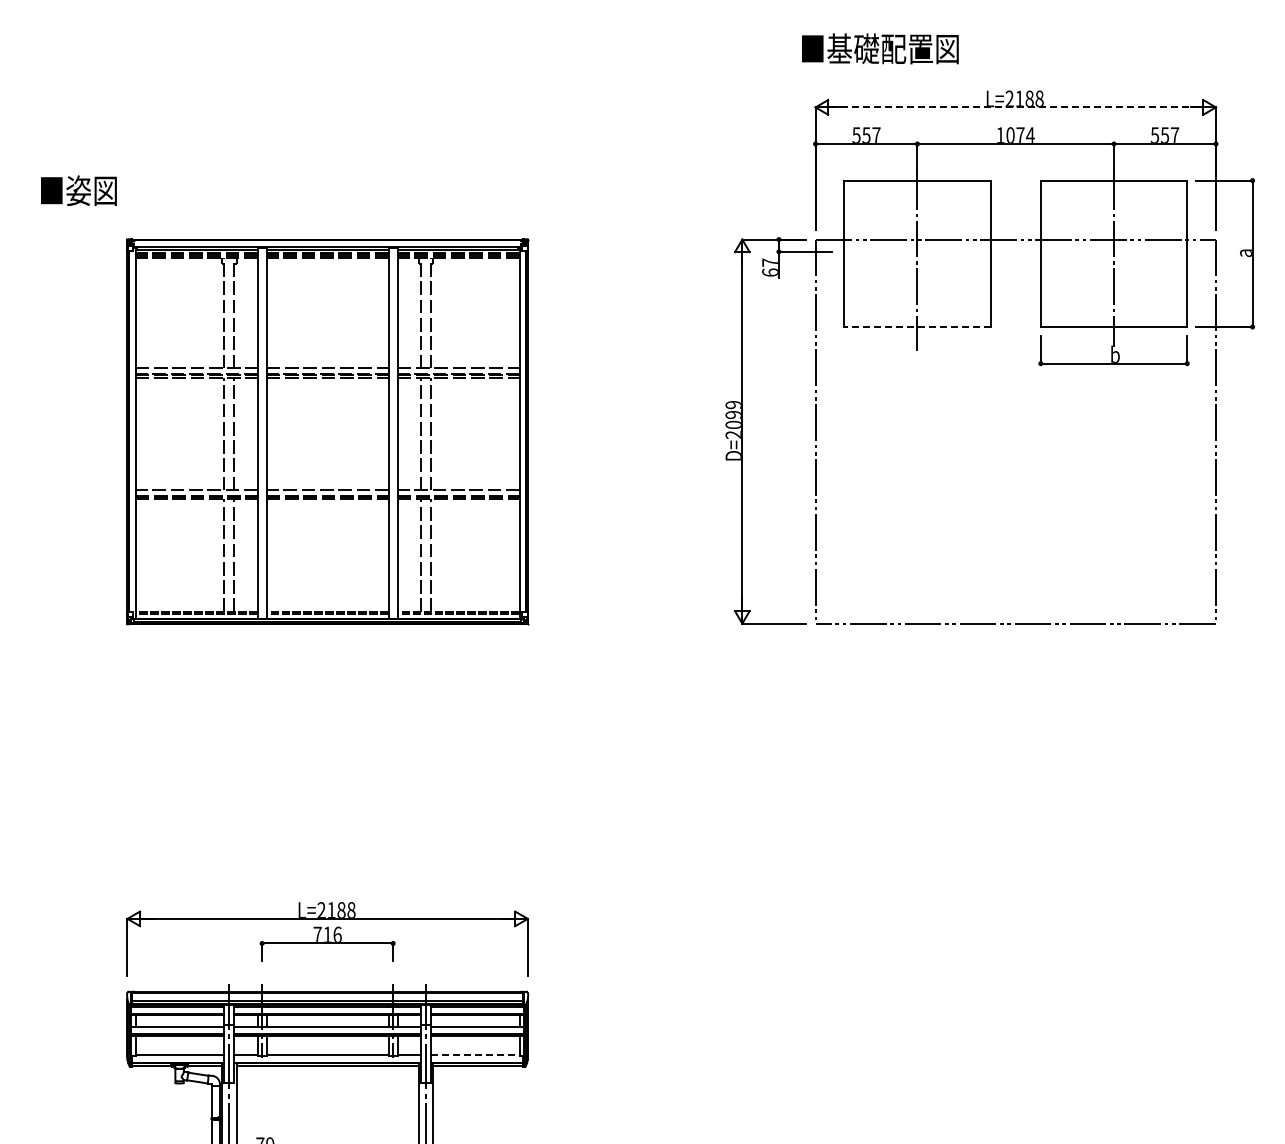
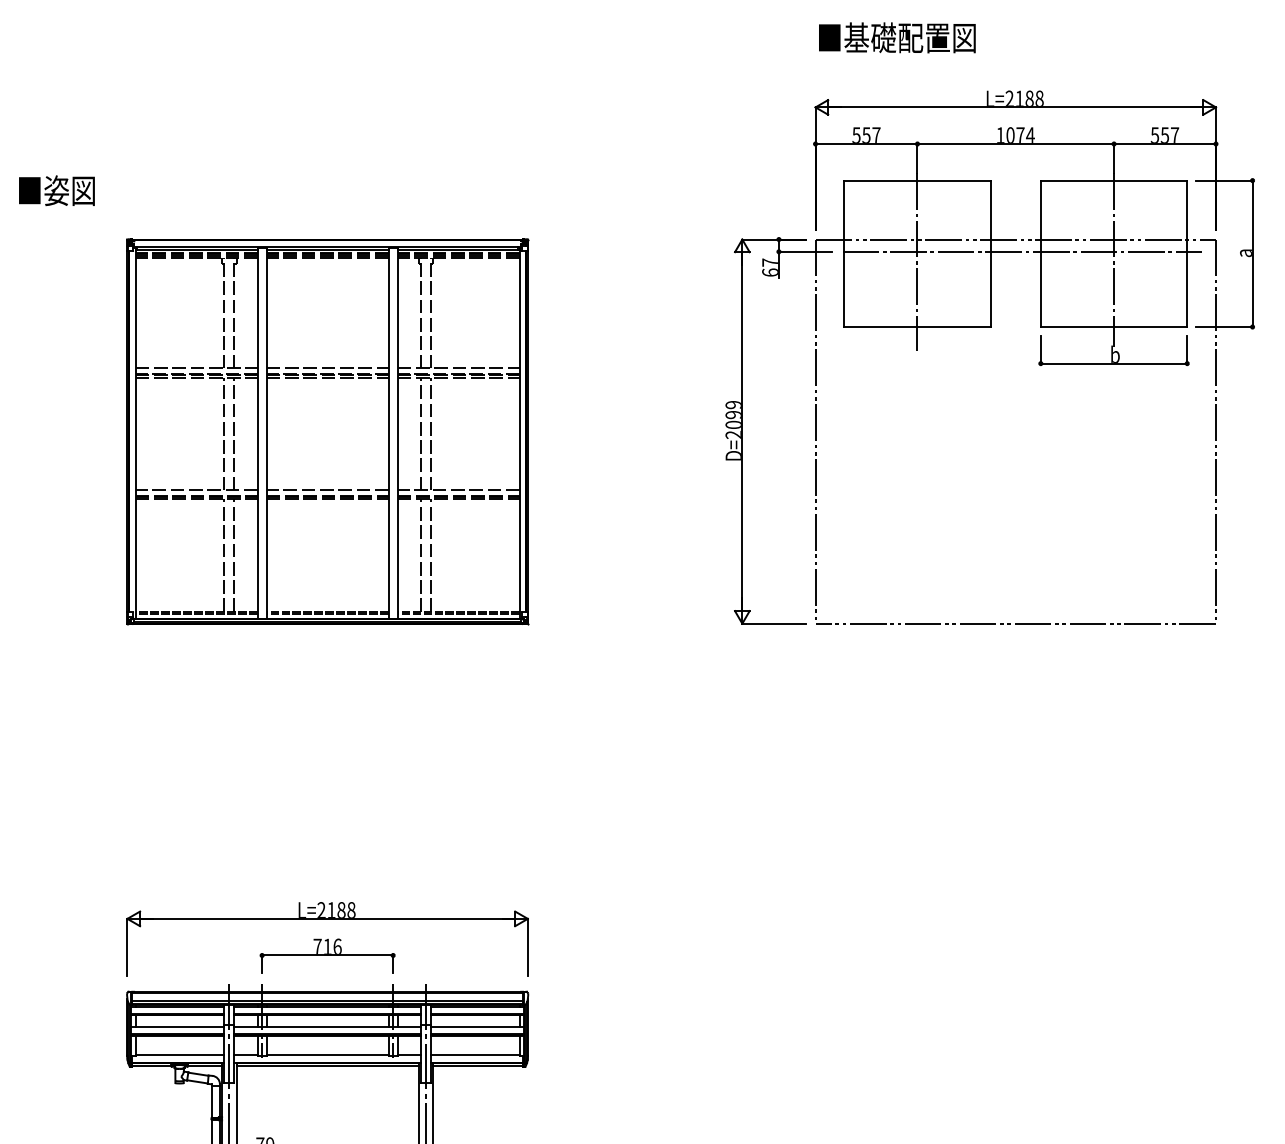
text position: (880, 48) -> (897, 37) (897, 37)
line: dashed -> solid (1015, 107)
text position: (78, 190) -> (56, 190) (56, 190)
line: none -> present (1022, 251)
line: dashed -> solid (916, 327)
part position: (327, 943) -> (327, 955) (327, 955)
line: dashed -> solid (475, 1054)
